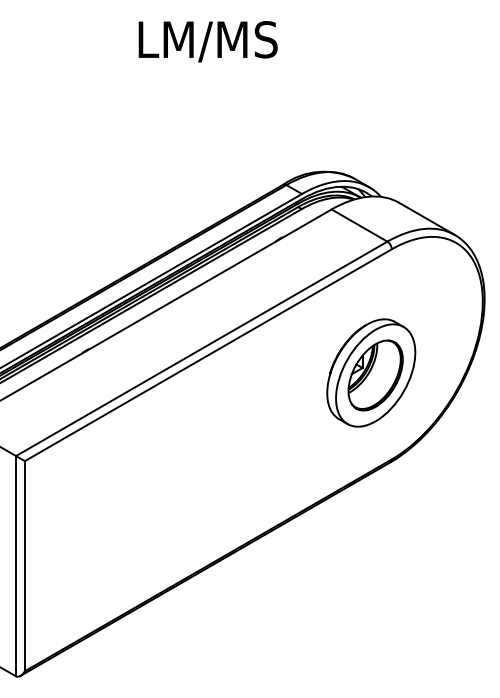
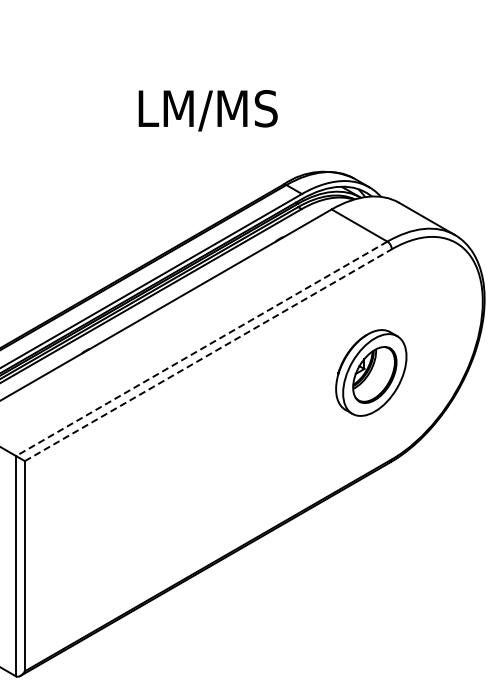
text position: (207, 41) -> (207, 110) (207, 110)
line: solid -> dashed (201, 349)
line: solid -> dashed (208, 355)
part size: 91x110 px -> 73x88 px (371, 372)
